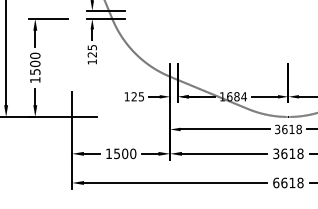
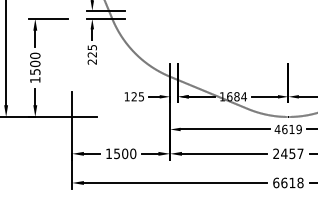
text: 125 -> 225 (91, 61)
text: 3618 -> 4619 (287, 129)
text: 3618 -> 2457 (288, 153)
